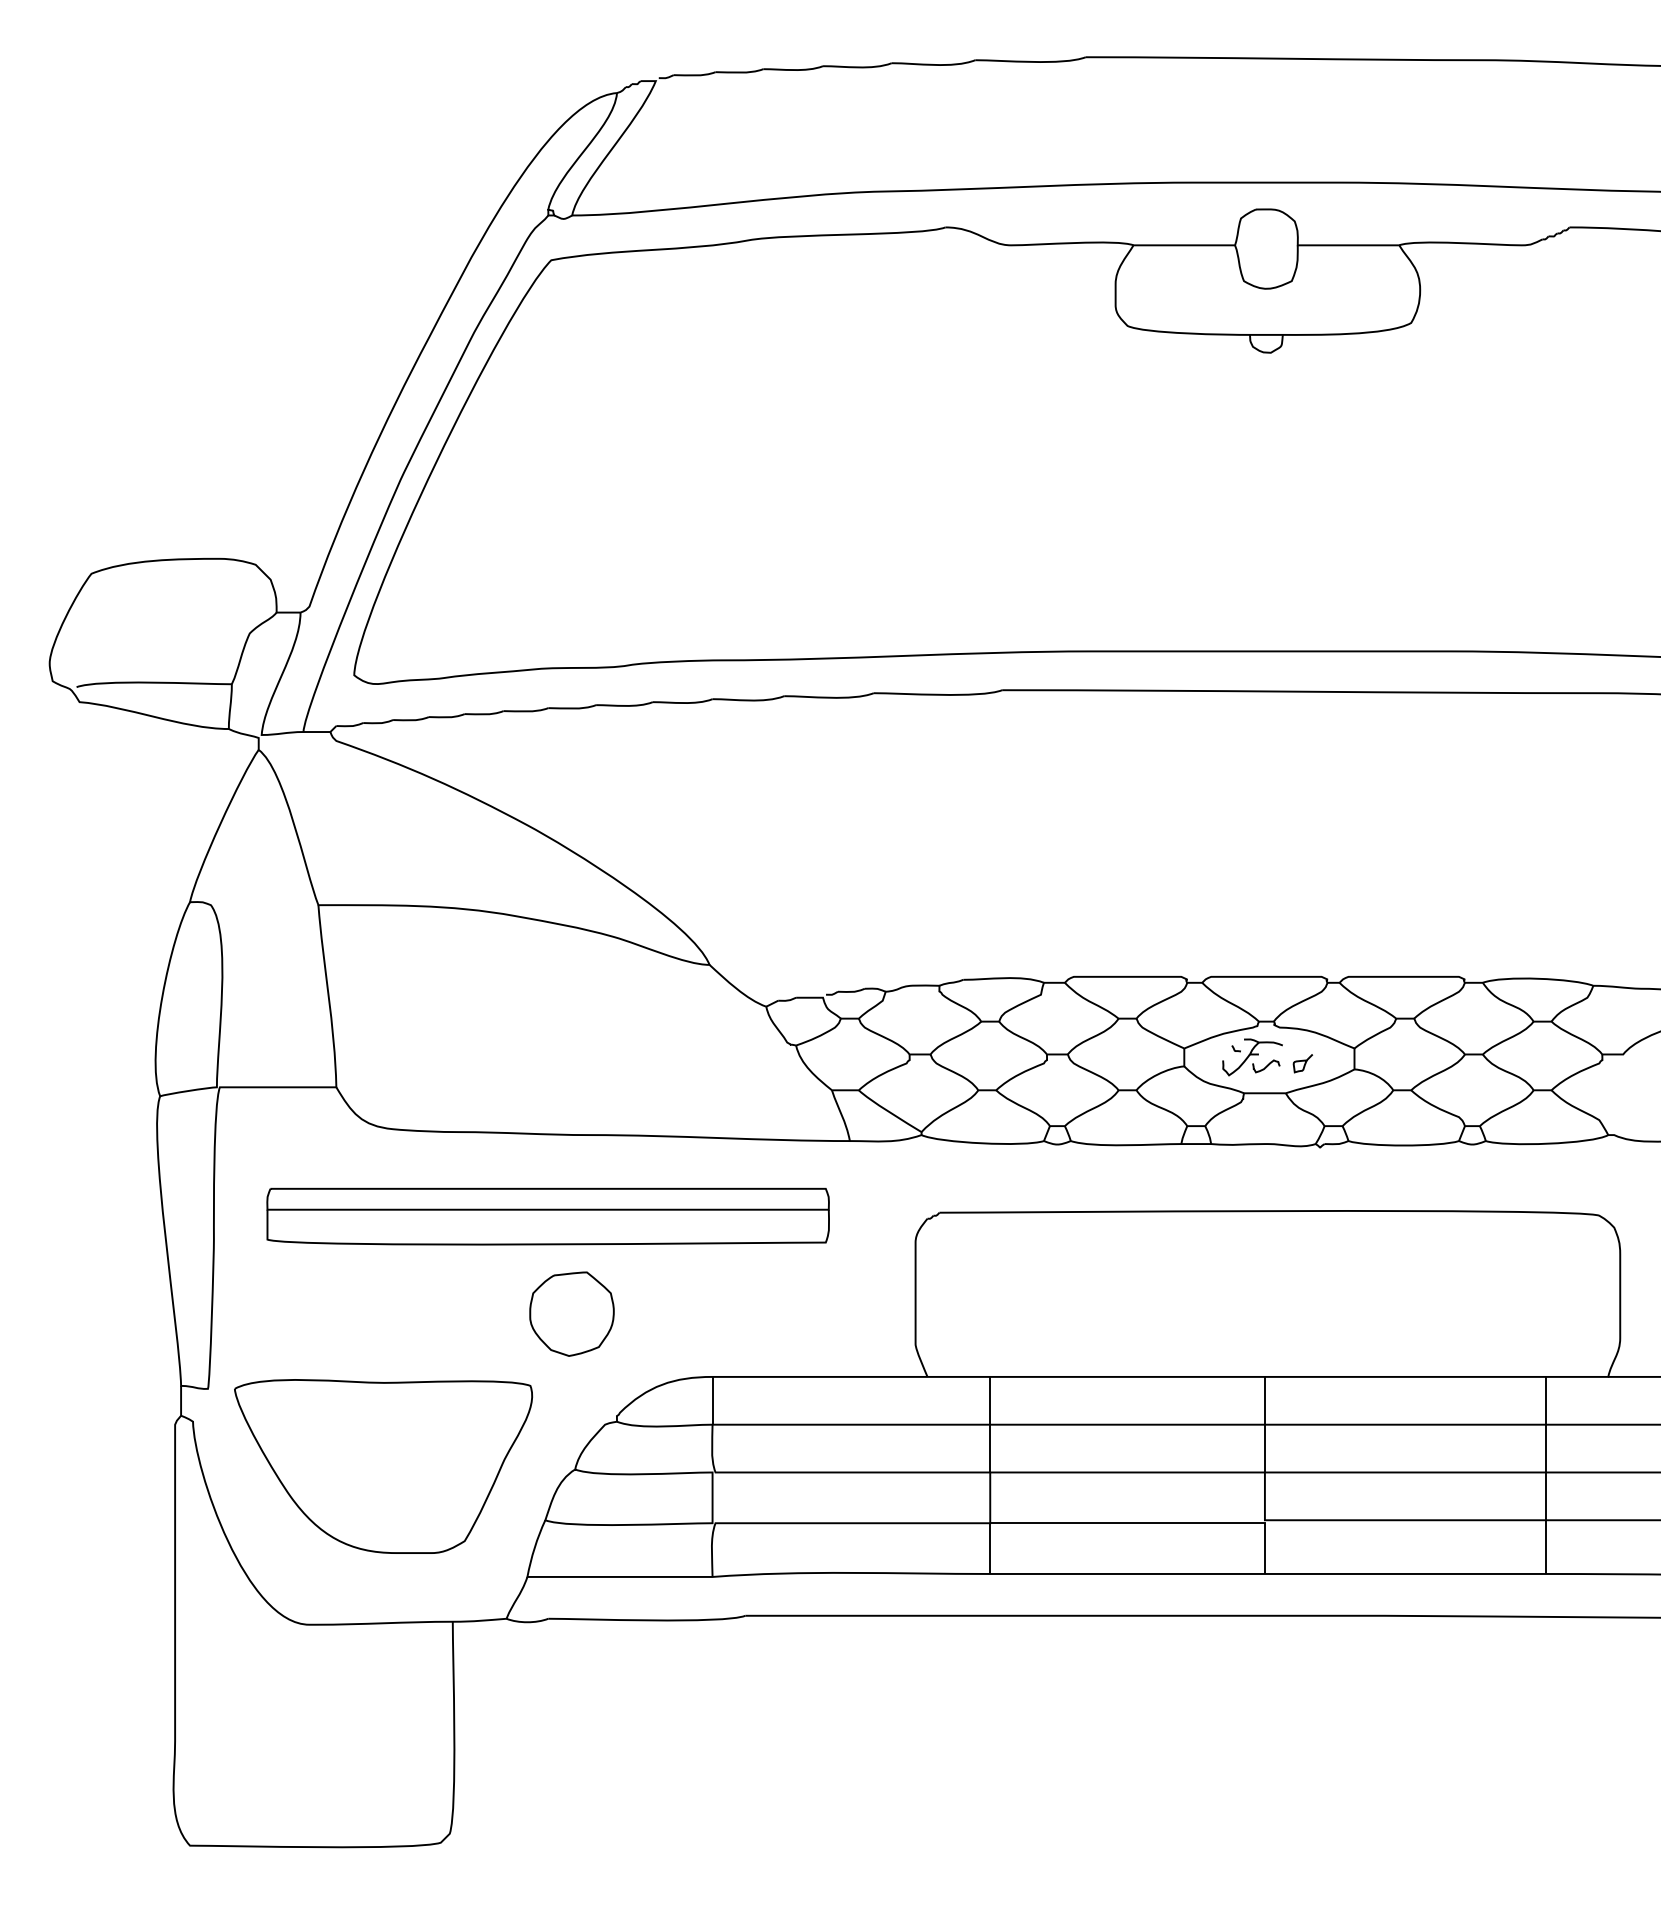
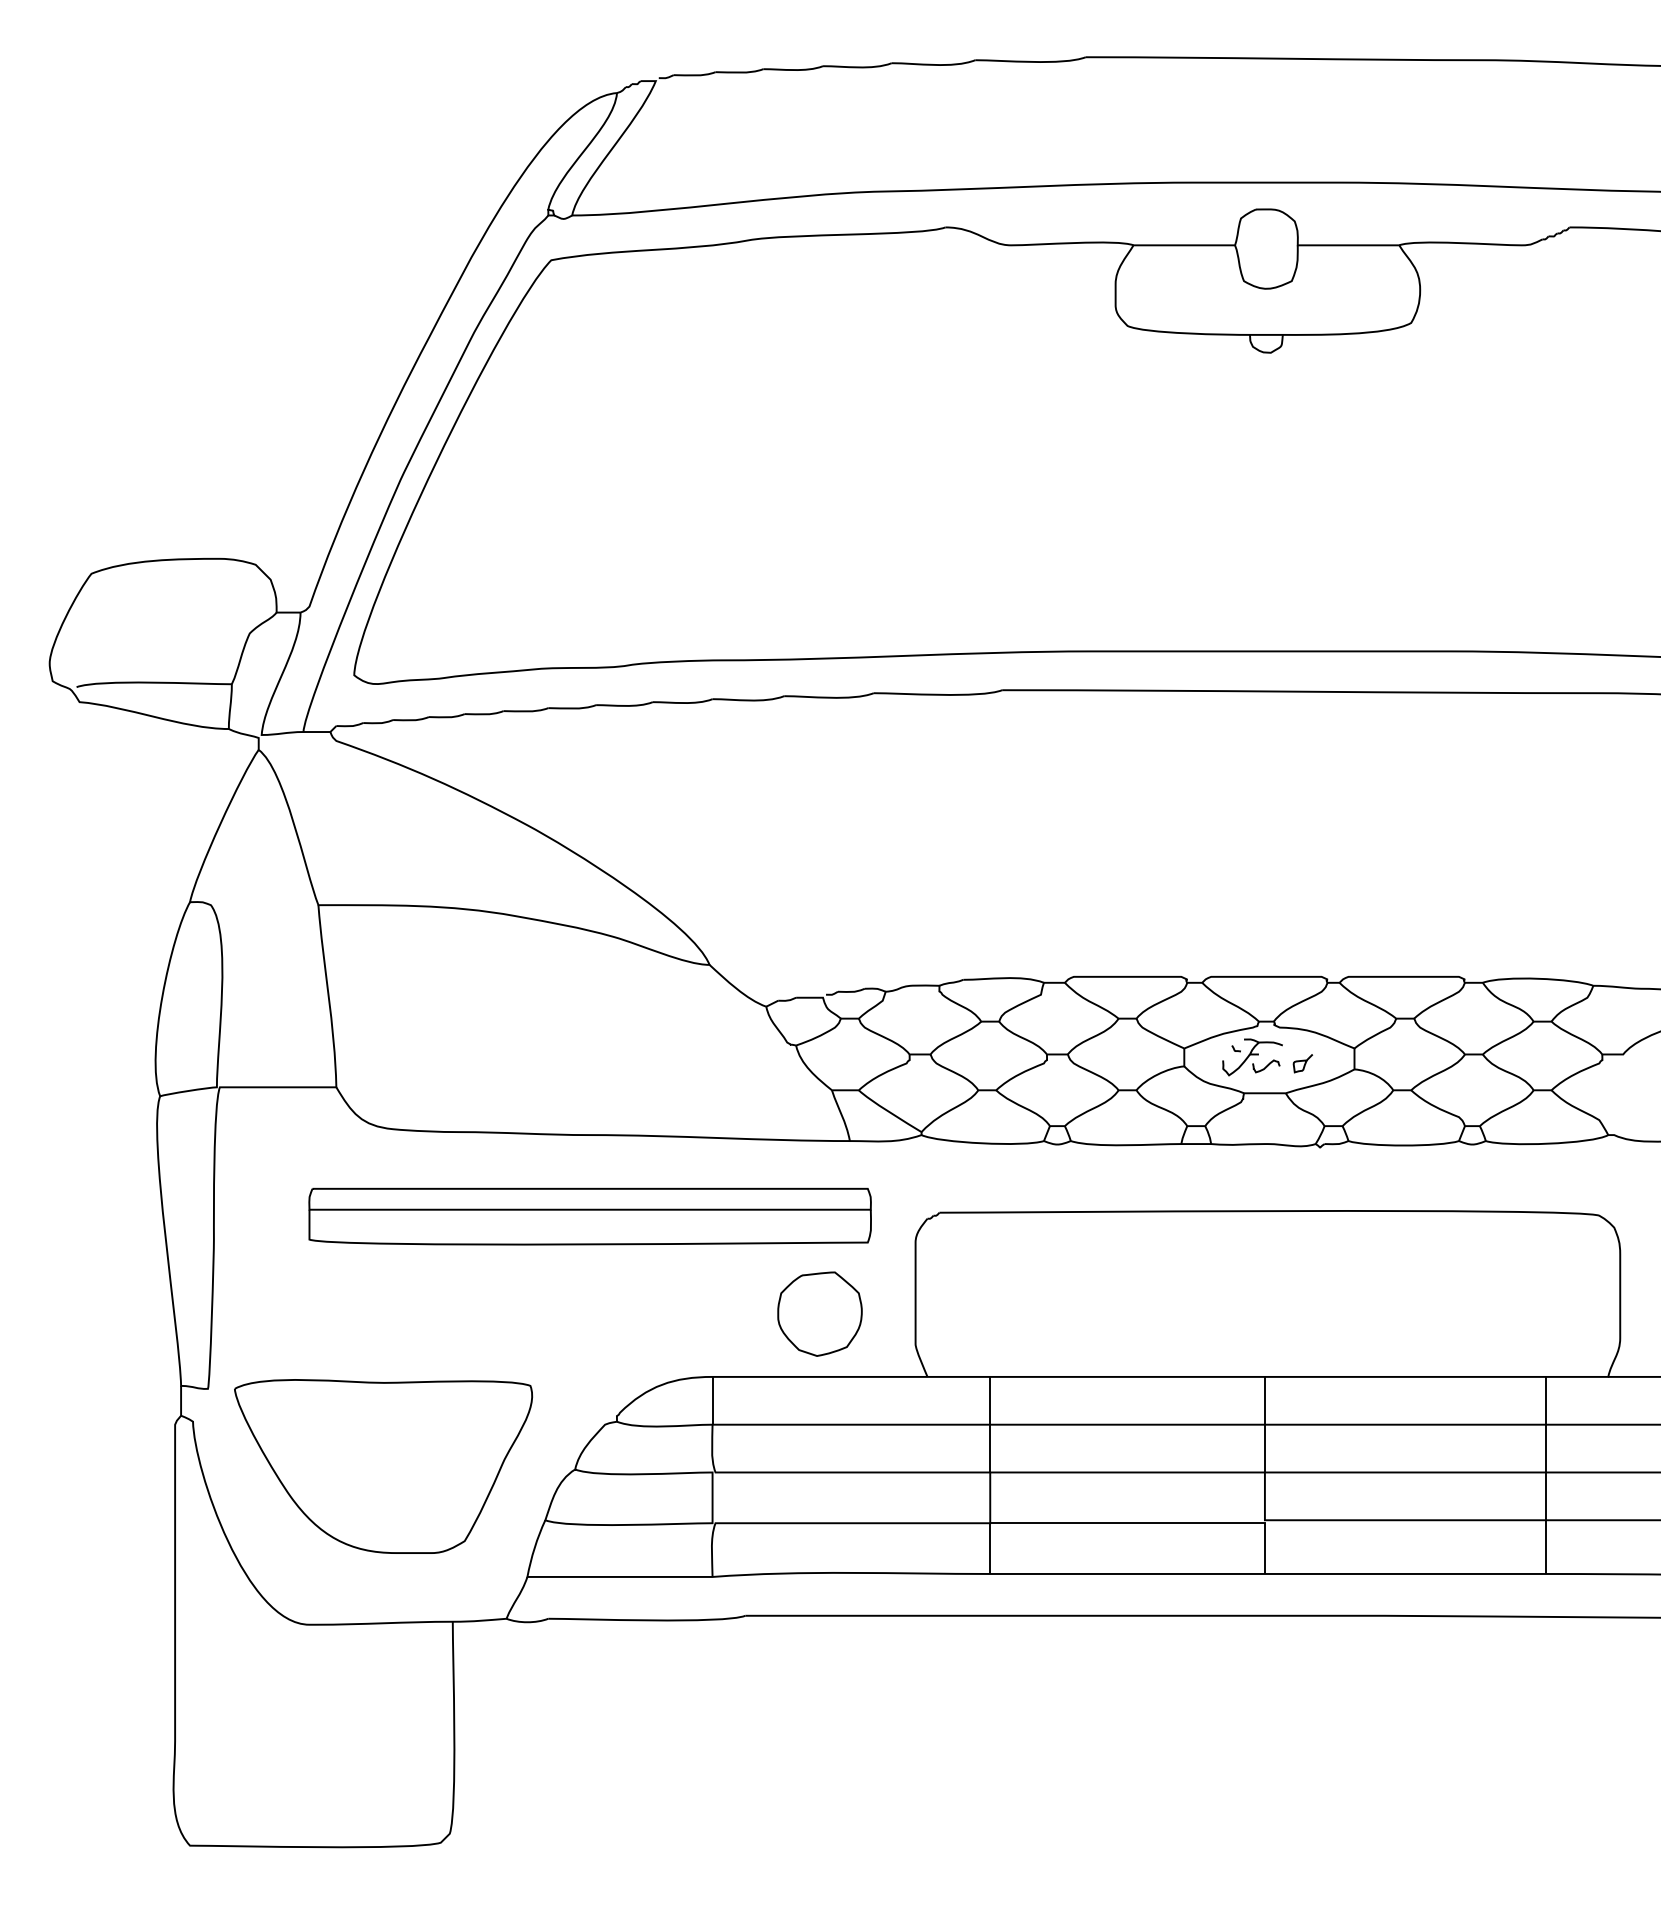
part position: (547, 1216) -> (589, 1216) (589, 1216)
part position: (571, 1313) -> (819, 1313) (819, 1313)
